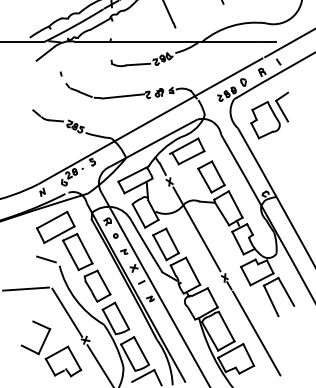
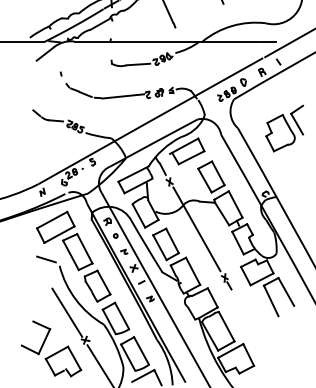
part position: (269, 115) -> (284, 128) (284, 128)
line: present -> none (25, 288)
line: present -> none (256, 333)
